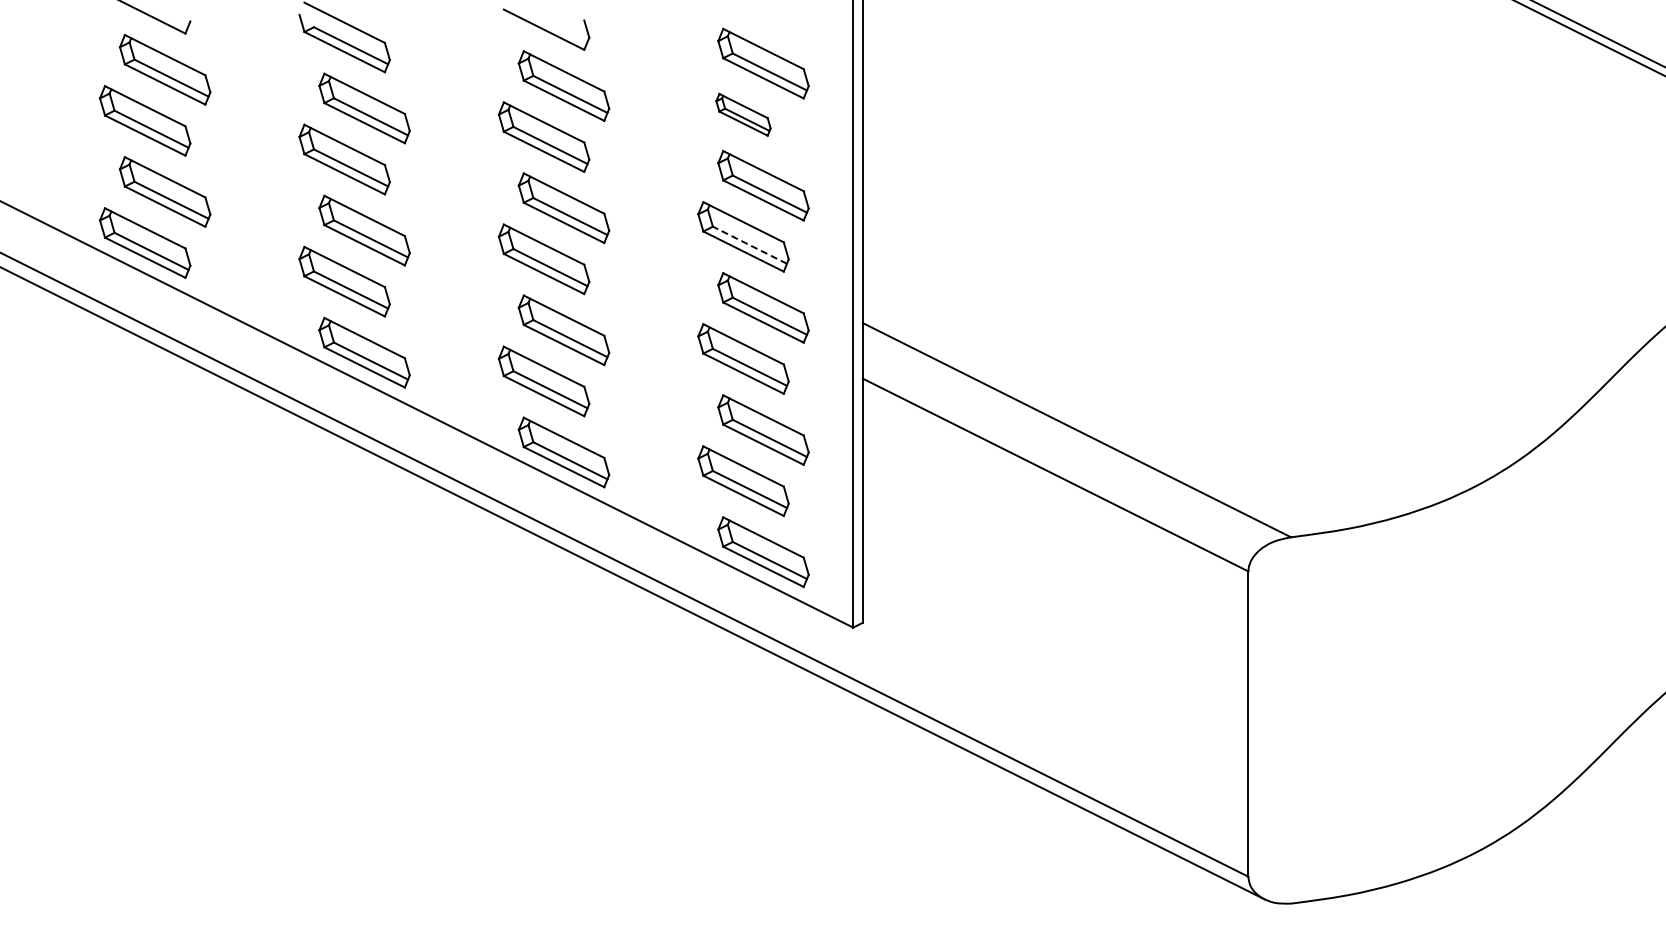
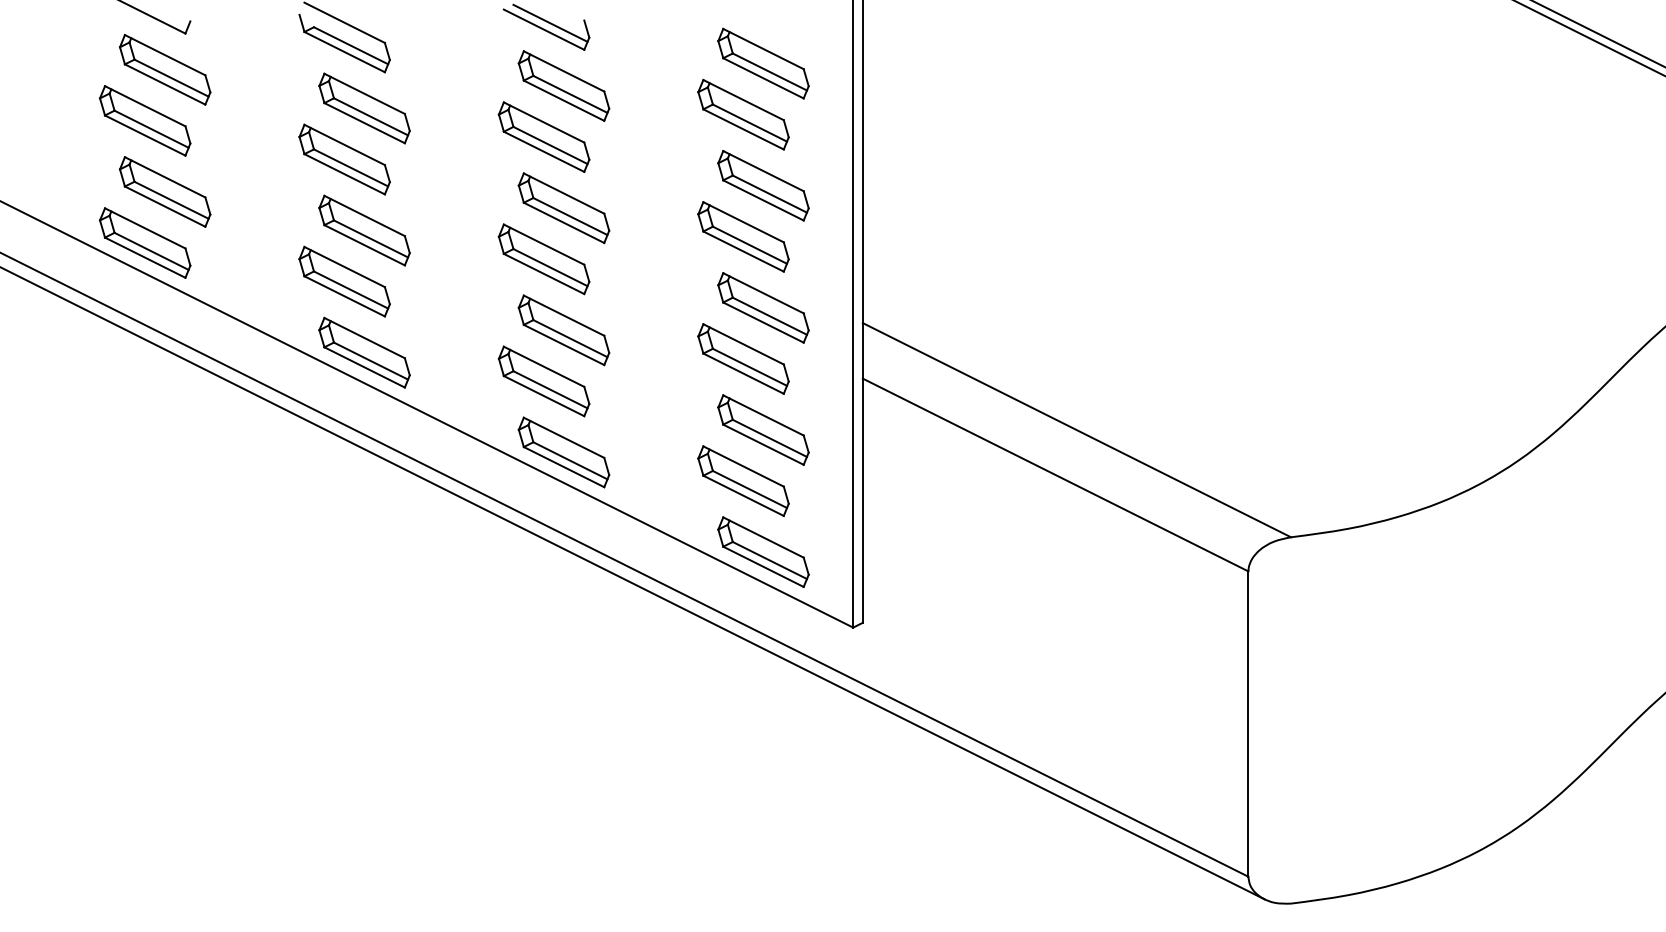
line: none -> present (550, 22)
part size: 57x45 px -> 93x72 px (743, 114)
line: dashed -> solid (749, 245)
